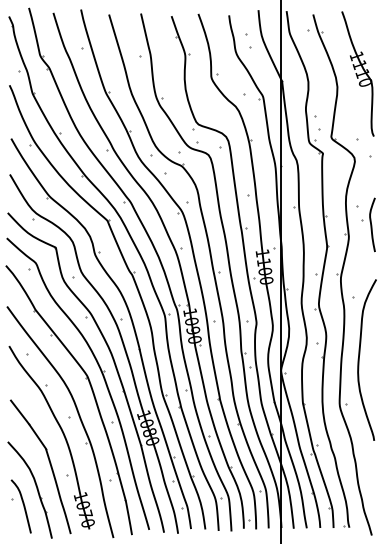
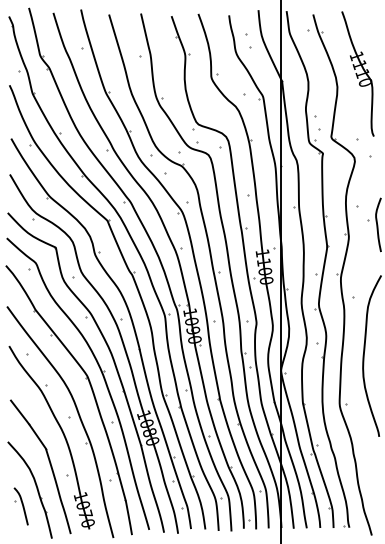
part position: (368, 224) -> (374, 224) (374, 224)
curve position: (359, 359) -> (364, 355) (364, 355)
part size: 22x55 px -> 16x39 px (20, 506)
